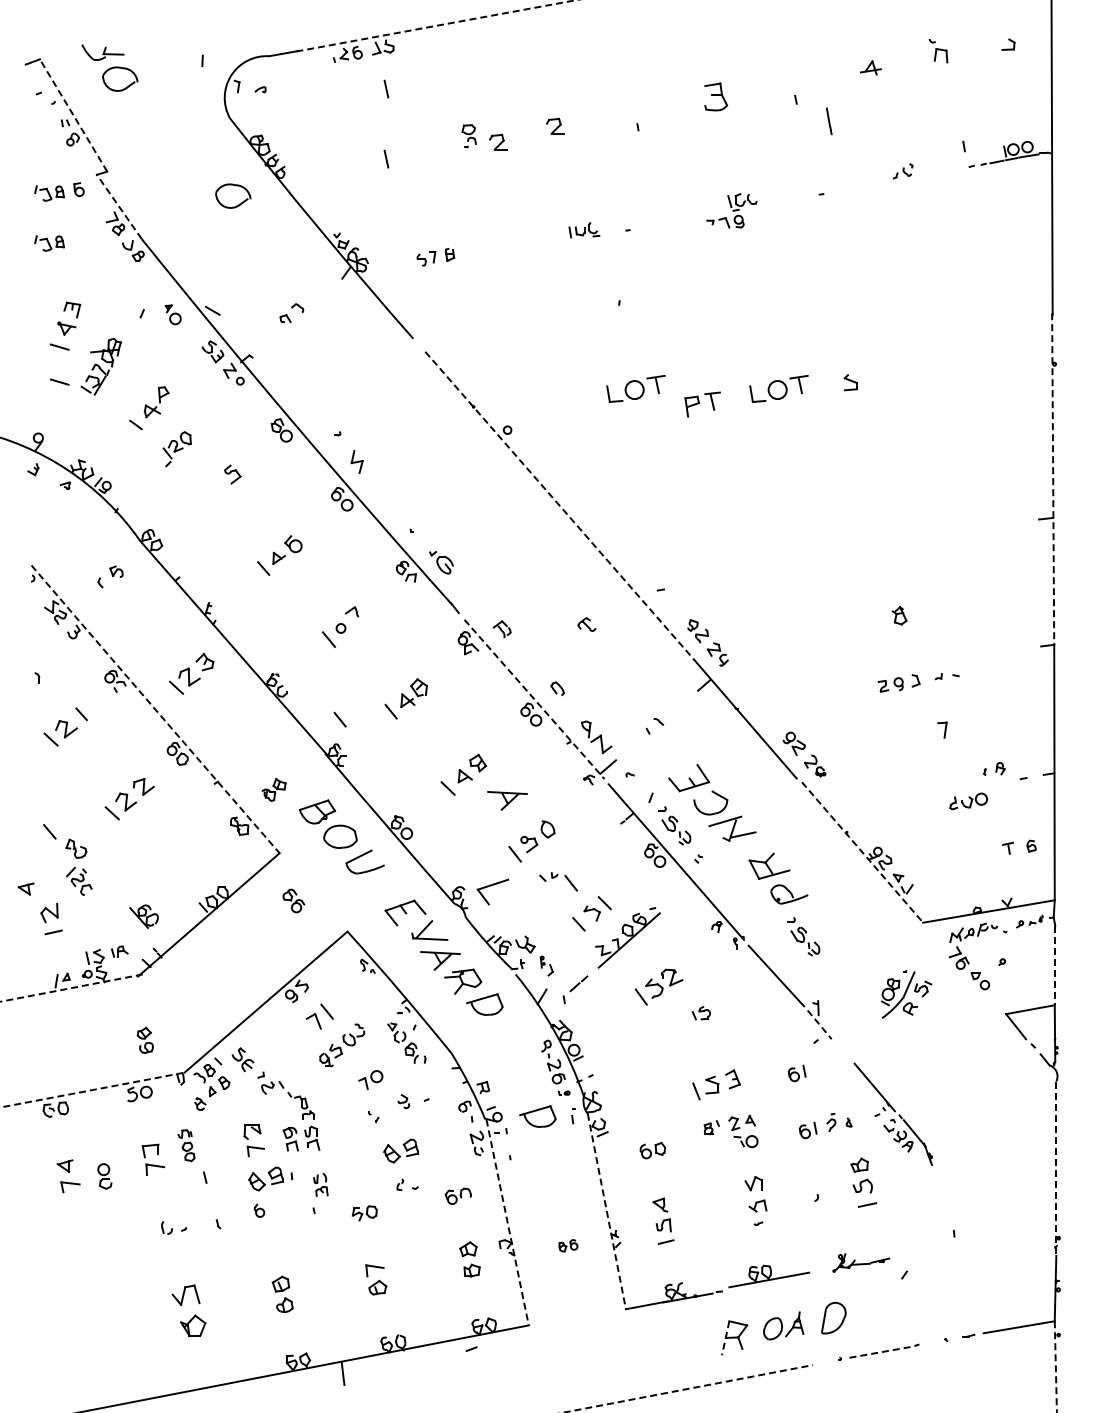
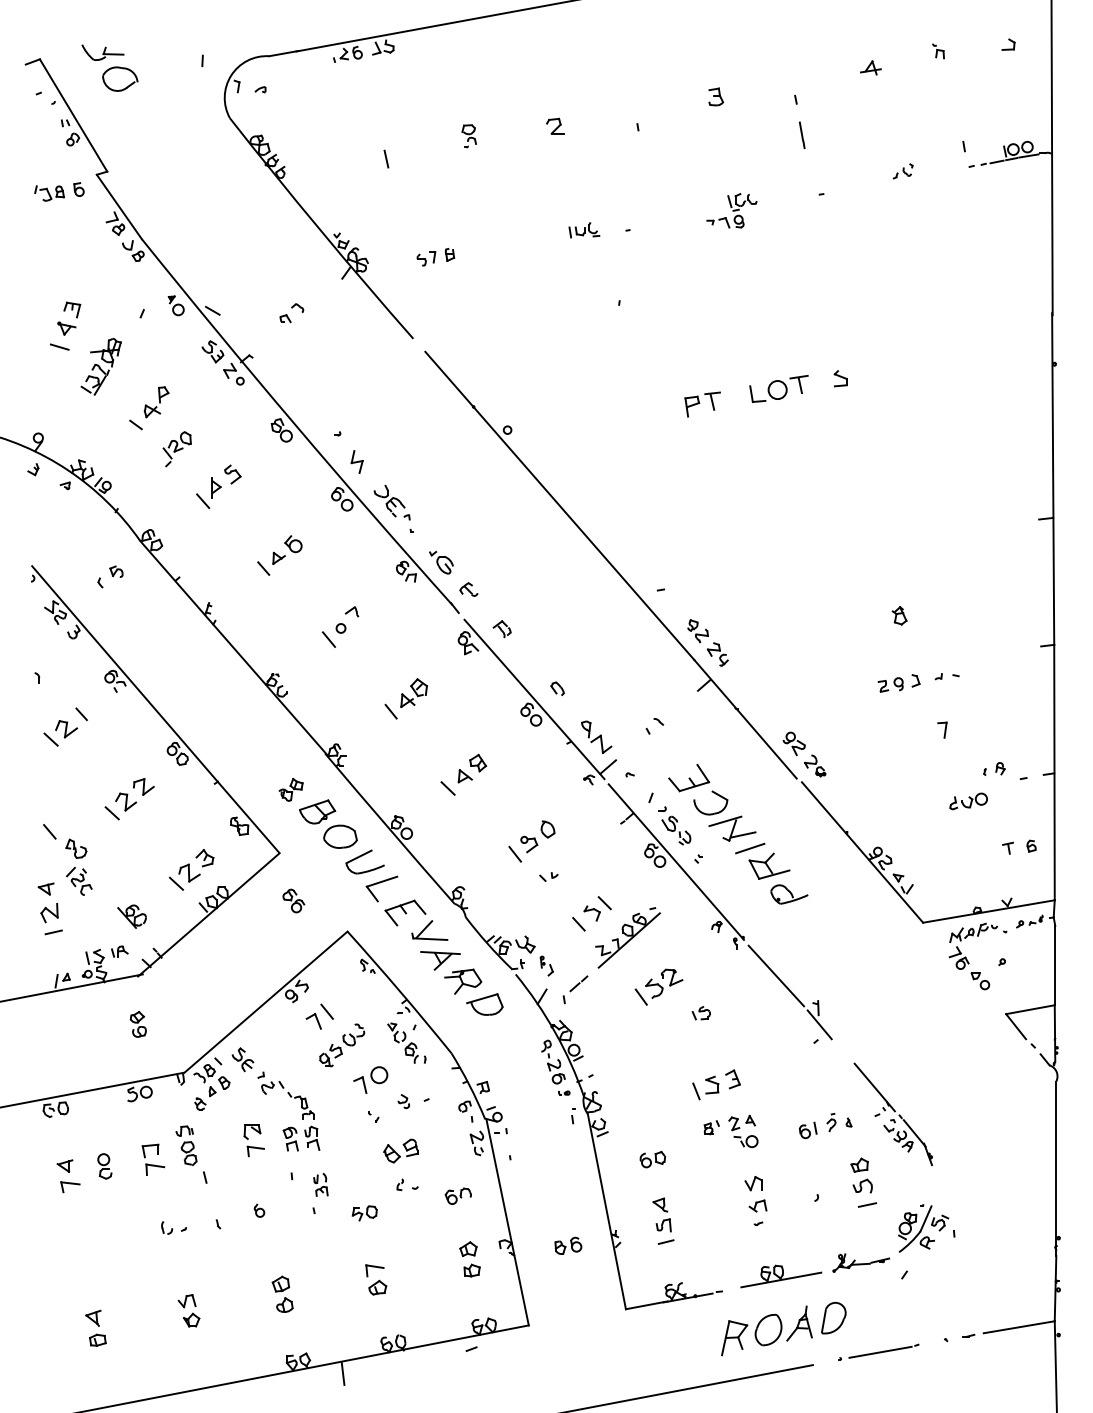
line: dashed -> solid (436, 25)
part size: 21x25 px -> 13x17 px (938, 51)
line: present -> none (386, 88)
part size: 25x30 px -> 17x20 px (716, 96)
line: dashed -> solid (73, 115)
line position: (829, 121) -> (802, 135) (802, 135)
part: present -> none (498, 141)
part: present -> none (233, 195)
line: dashed -> solid (119, 206)
part: present -> none (49, 243)
part position: (172, 314) -> (175, 305) (175, 305)
line: present -> none (59, 381)
part position: (850, 382) -> (840, 378) (840, 378)
part: present -> none (635, 388)
line: dashed -> solid (1053, 479)
part: none -> present (208, 492)
part: none -> present (391, 502)
line: dashed -> solid (559, 505)
part position: (586, 624) -> (468, 589) (468, 589)
part position: (191, 673) -> (191, 869) (191, 869)
line: dashed -> solid (534, 699)
arc: dashed -> solid (155, 709)
line: present -> none (339, 719)
part position: (273, 789) -> (290, 789) (290, 789)
part: present -> none (507, 800)
line: none -> present (750, 848)
line: dashed -> solid (862, 852)
line: present -> none (570, 882)
part position: (25, 888) -> (45, 888) (45, 888)
part position: (492, 891) -> (381, 888) (381, 888)
part position: (143, 916) -> (131, 916) (131, 916)
part: present -> none (803, 936)
line: dashed -> solid (1054, 965)
line: dashed -> solid (71, 988)
part position: (906, 994) -> (923, 1228) (923, 1228)
line: dashed -> solid (819, 1024)
part position: (144, 1039) -> (137, 1023) (137, 1023)
part: present -> none (796, 1073)
part size: 26x21 px -> 36x28 px (370, 1079)
arc: dashed -> solid (92, 1090)
part: present -> none (537, 1116)
part size: 19x34 px -> 23x41 px (186, 1145)
part position: (652, 1150) -> (652, 1159) (652, 1159)
line: dashed -> solid (1056, 1169)
part position: (104, 1176) -> (104, 1166) (104, 1166)
part: present -> none (265, 1178)
line: dashed -> solid (606, 1211)
line: dashed -> solid (507, 1223)
part size: 21x14 px -> 29x19 px (568, 1245)
part position: (769, 1276) -> (781, 1276) (781, 1276)
part size: 36x53 px -> 24x34 px (188, 1310)
part size: 42x30 px -> 59x42 px (783, 1325)
part: none -> present (95, 1327)
line: dashed -> solid (725, 1338)
line: dashed -> solid (880, 1352)
line: dashed -> solid (1055, 1367)
line: dashed -> solid (688, 1388)
